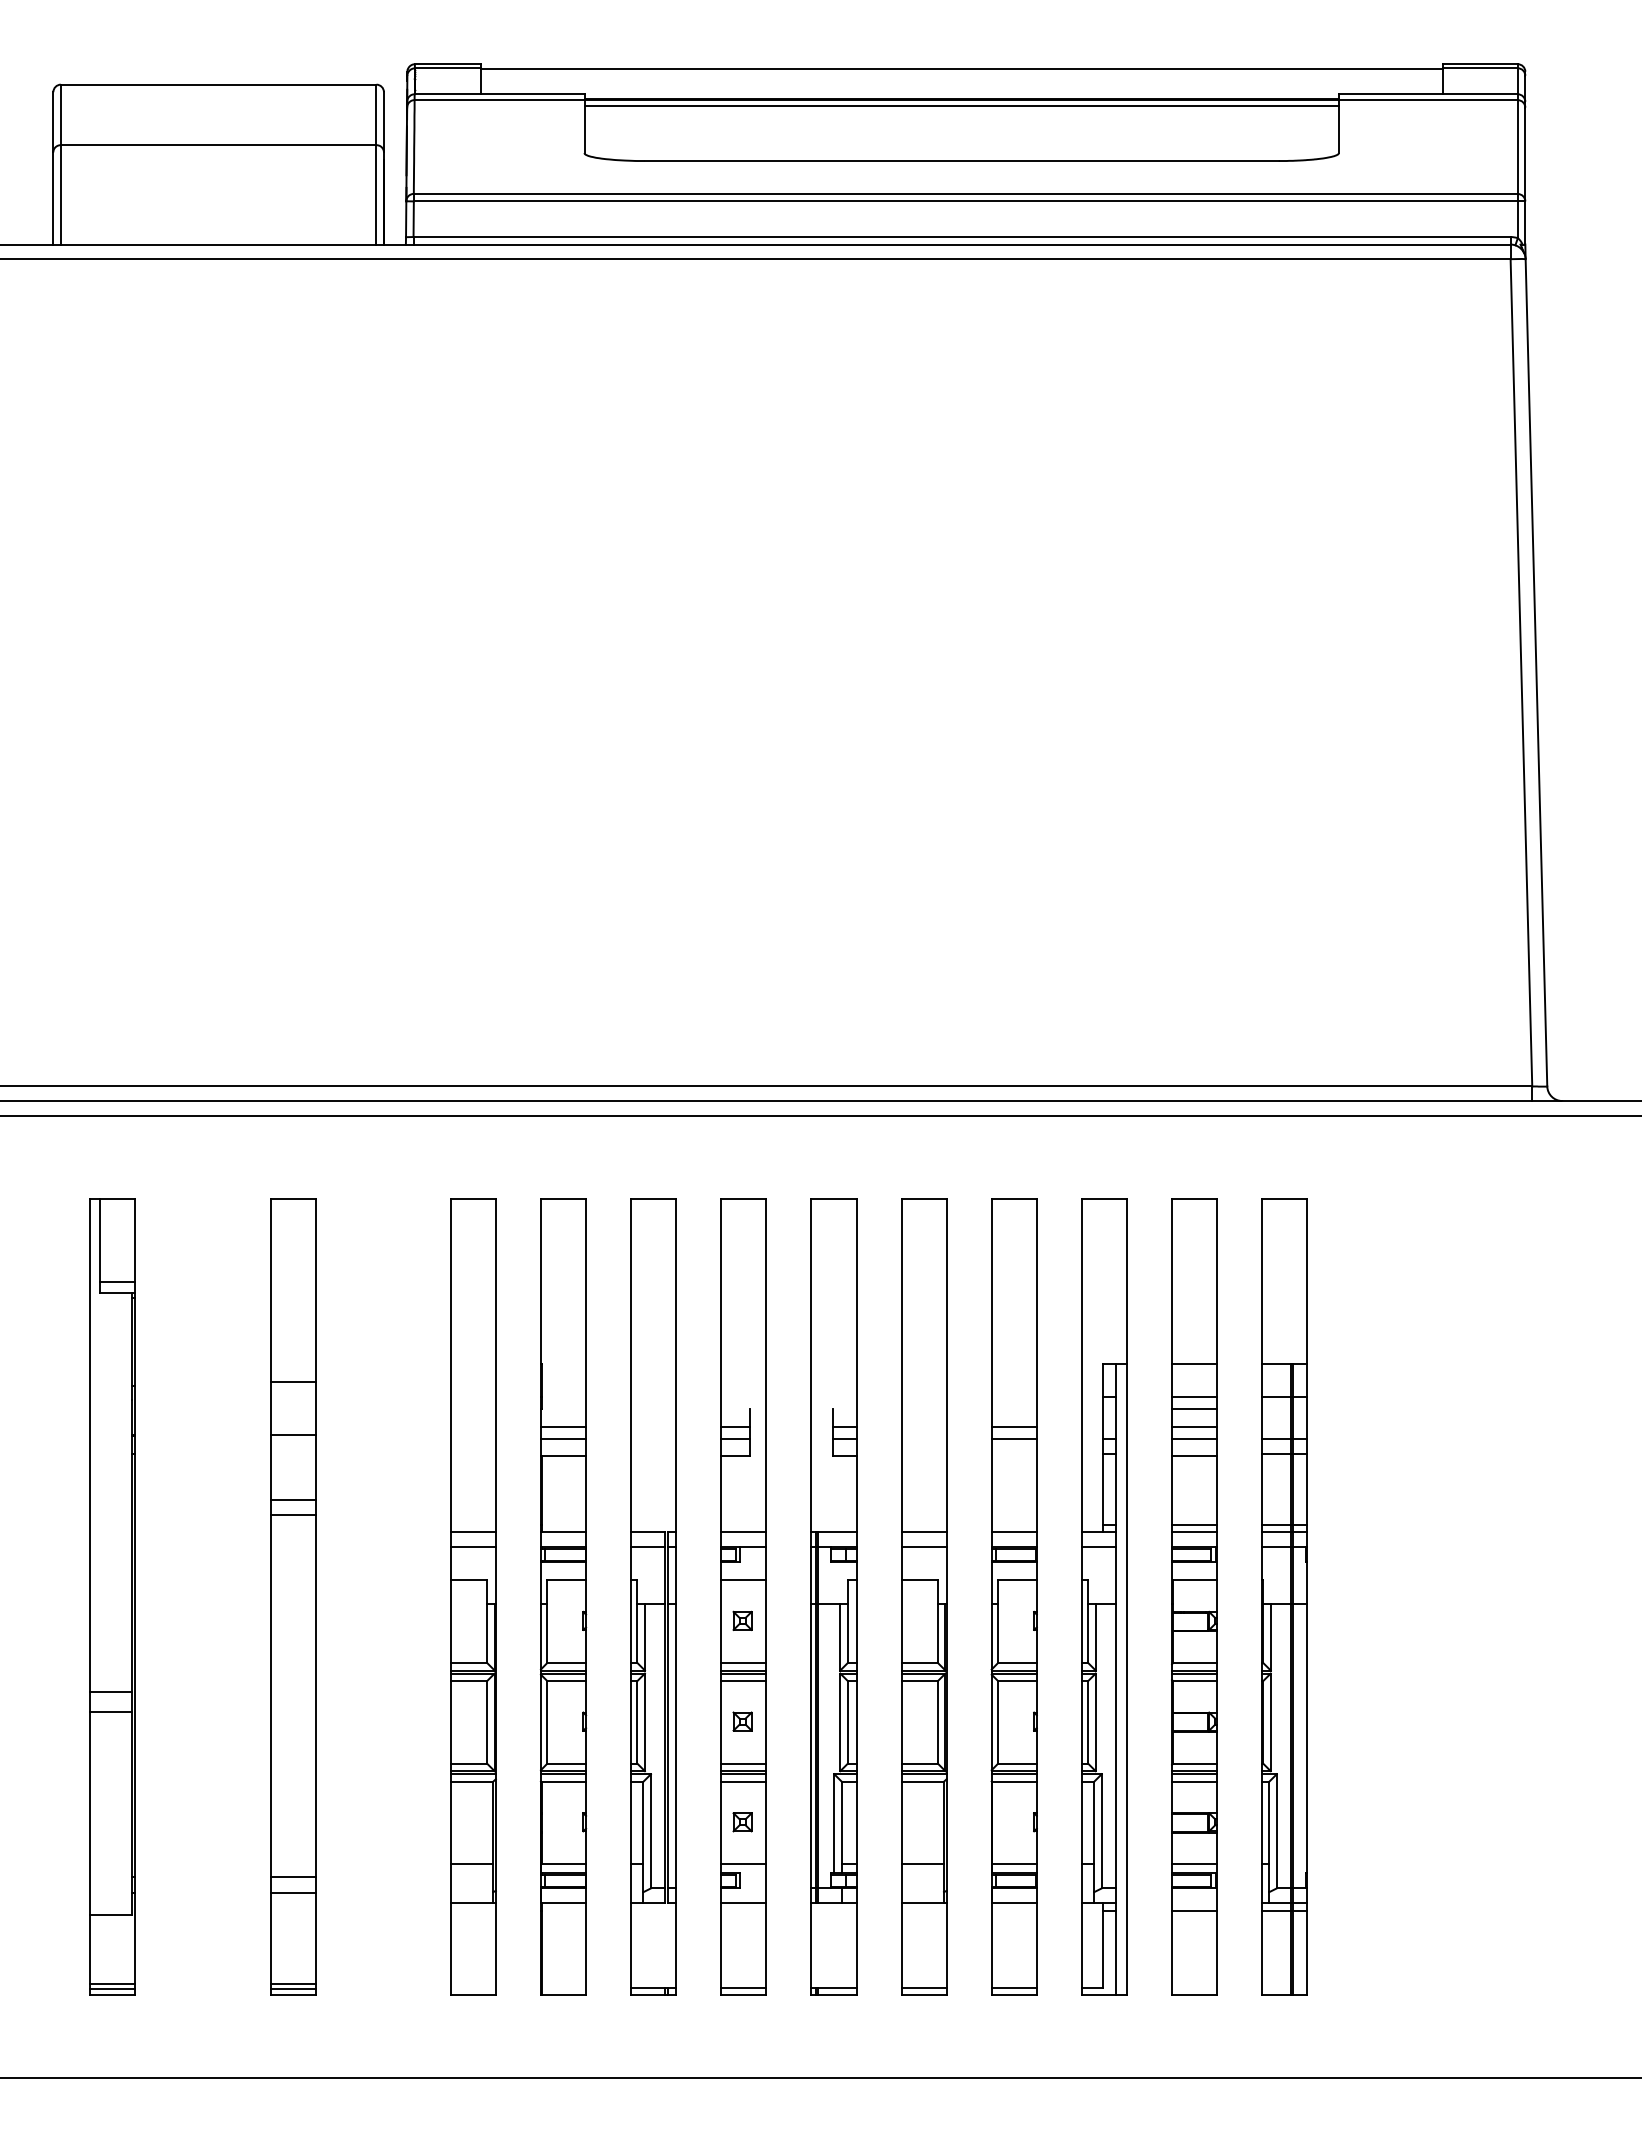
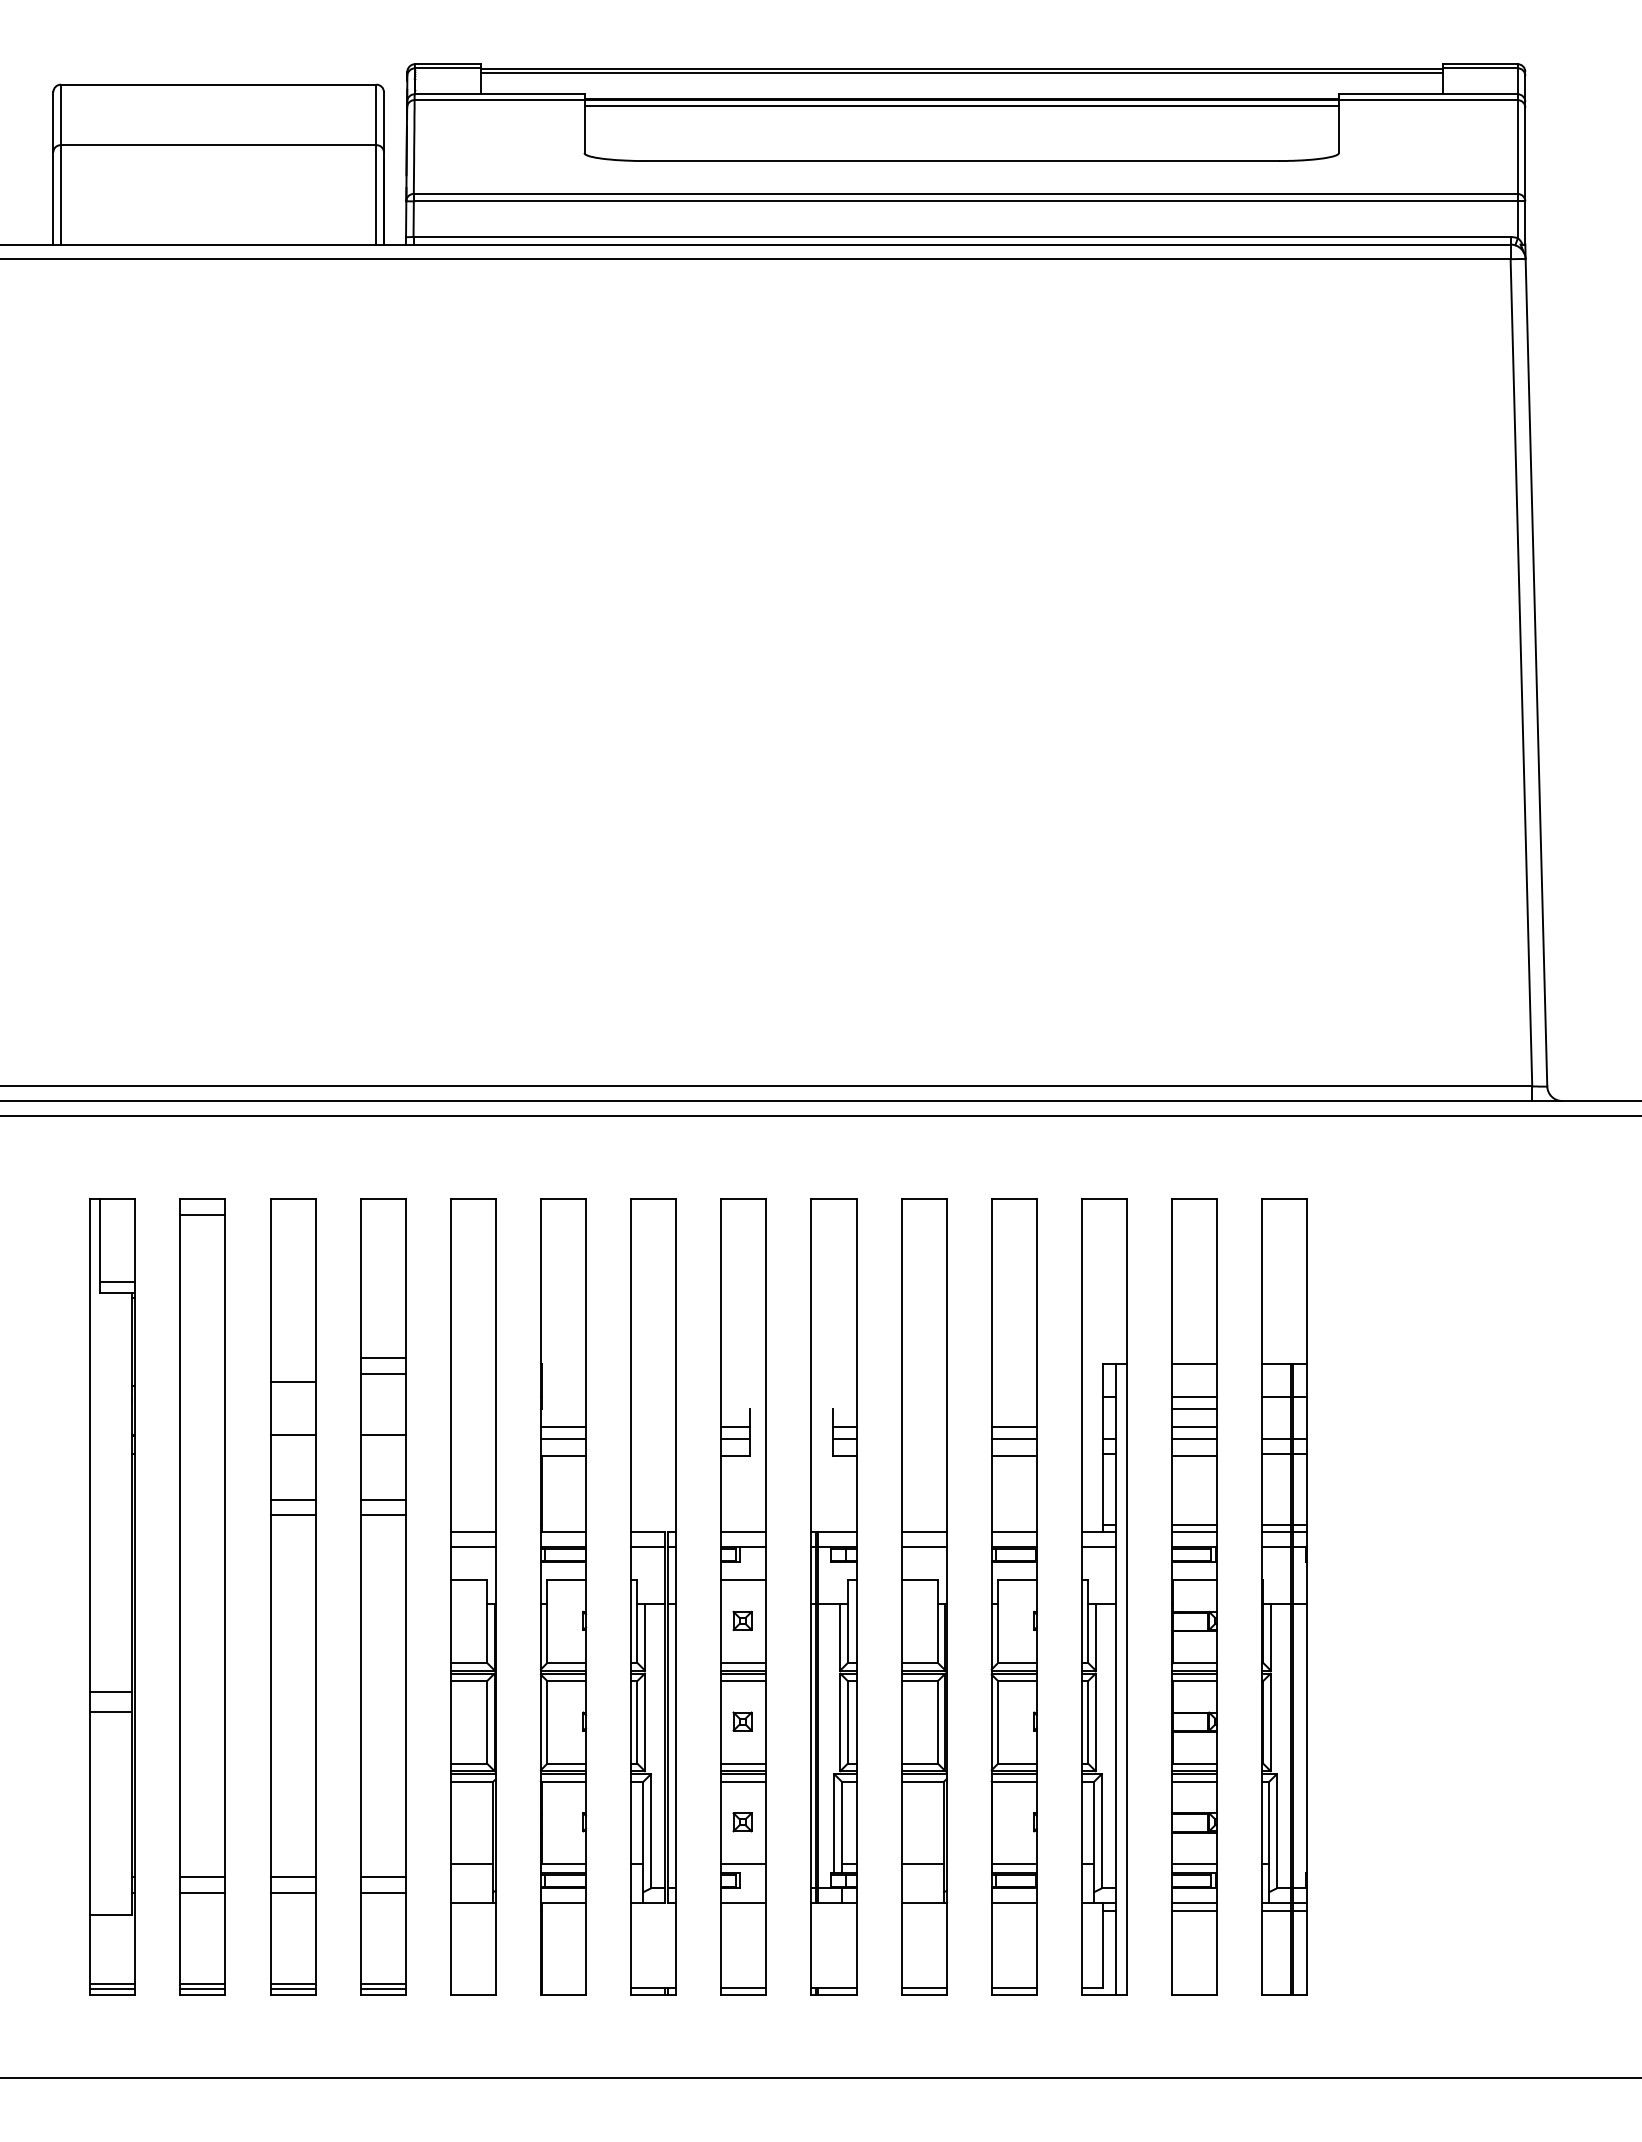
line: none -> present (961, 72)
line: none -> present (1013, 1455)
part: none -> present (202, 1596)
part: none -> present (383, 1596)
line: none -> present (1194, 1903)
